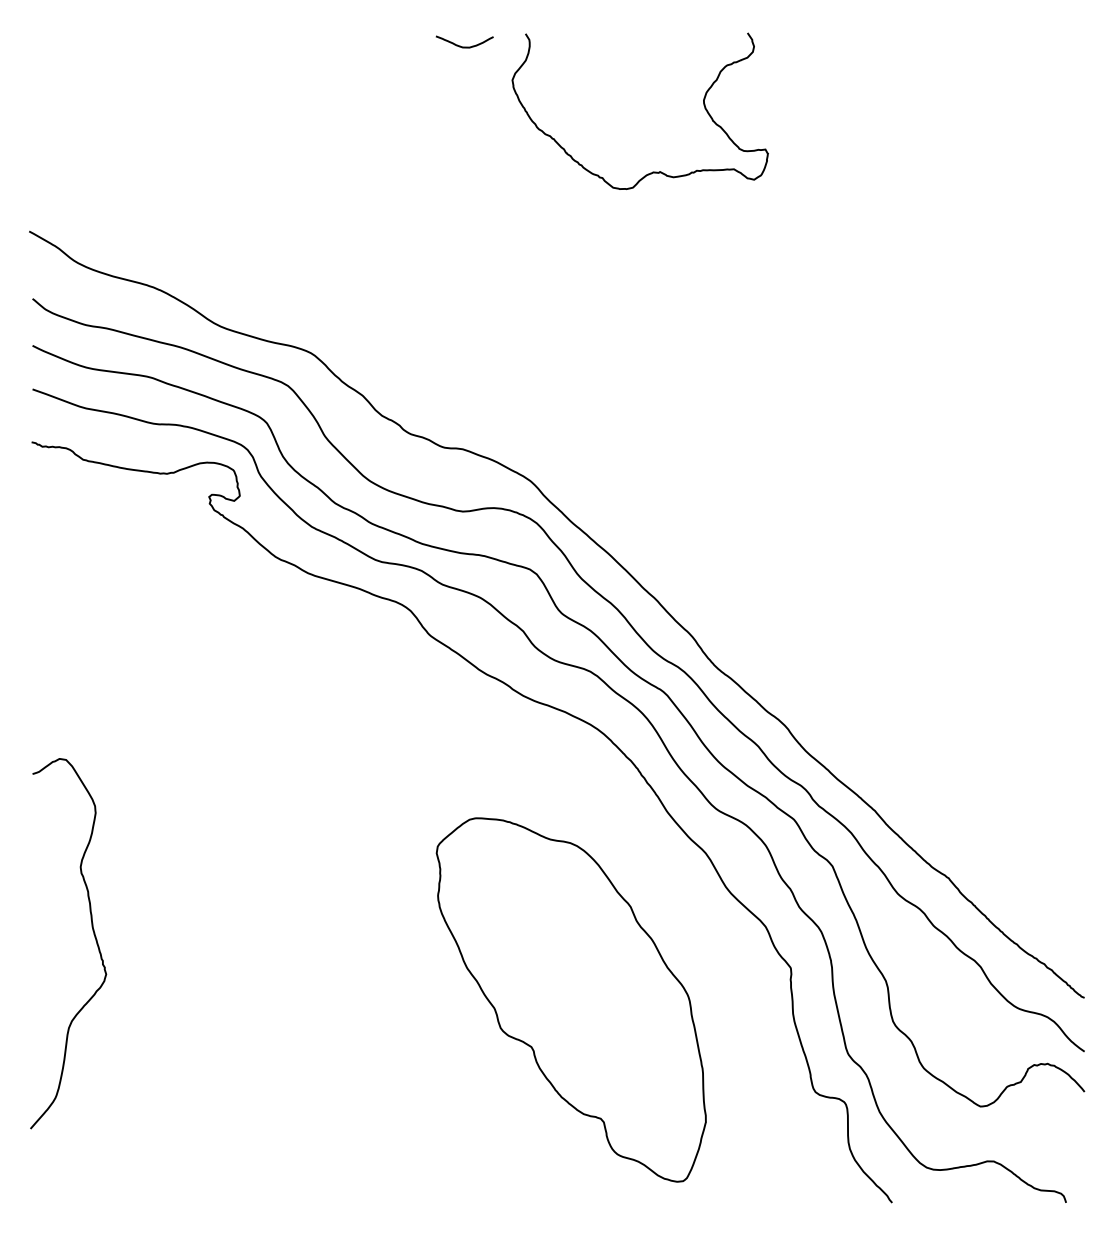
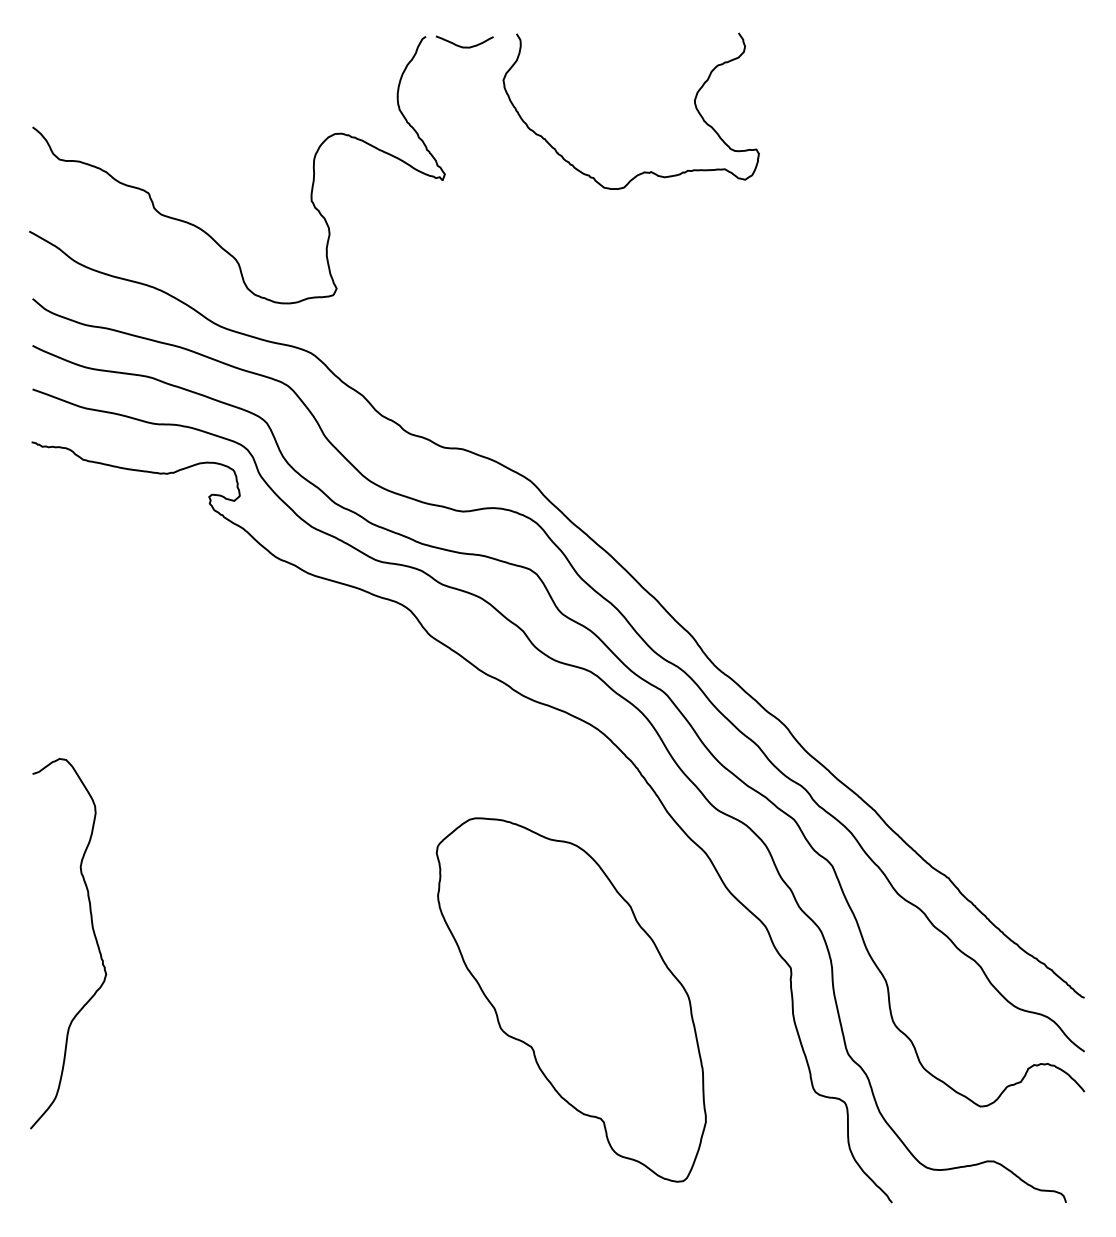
curve position: (652, 171) -> (643, 171) (643, 171)
curve: none -> present (200, 227)
